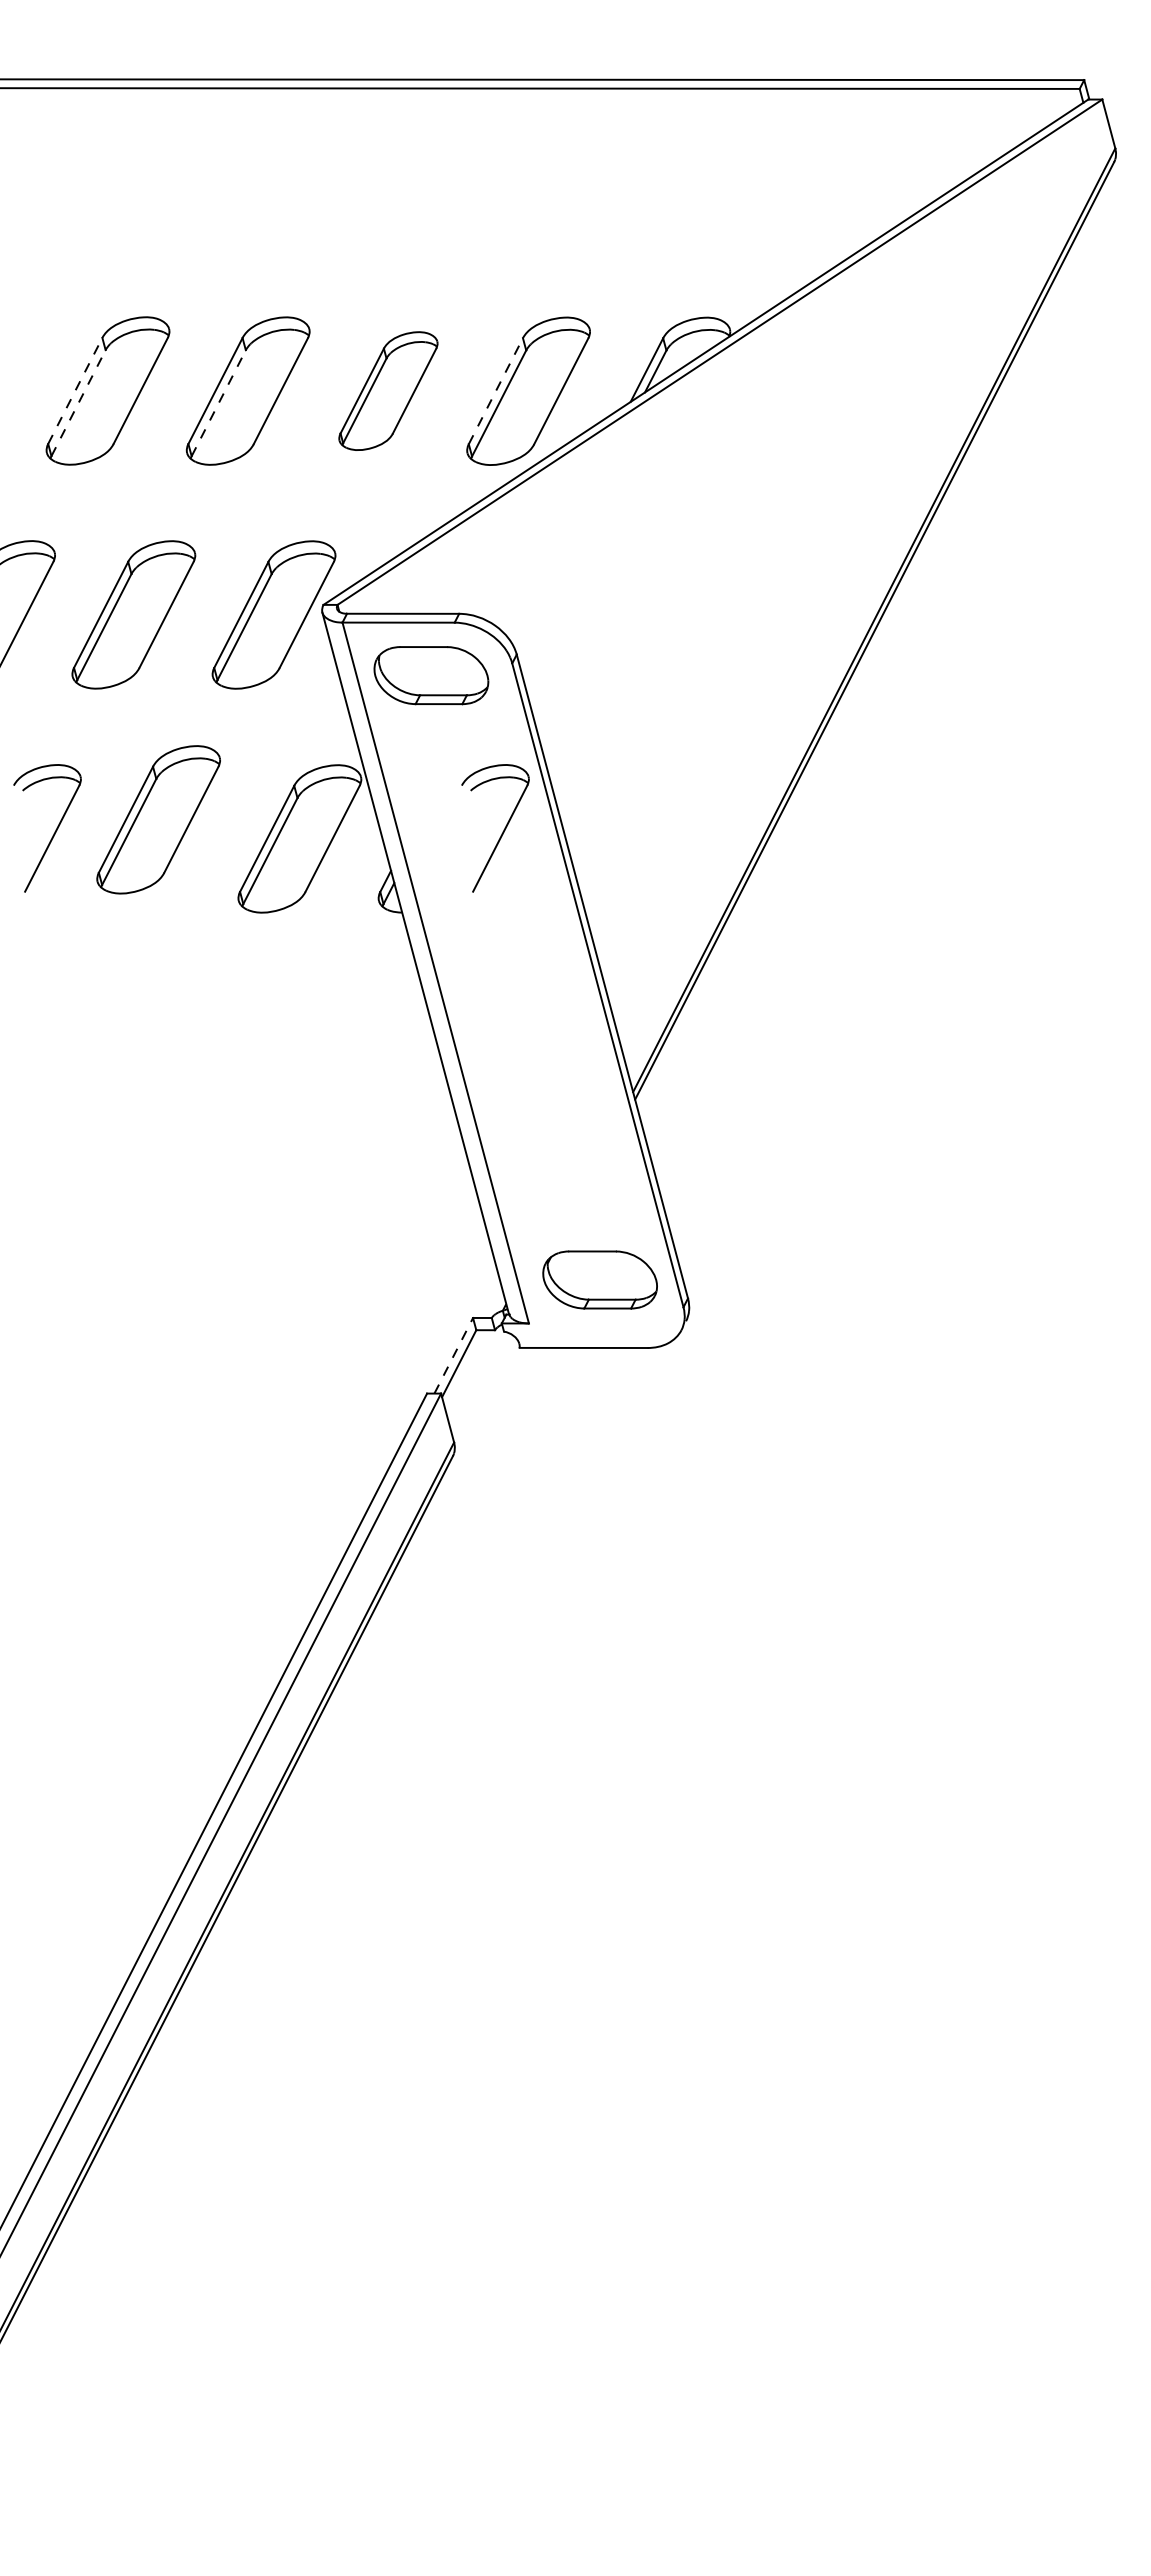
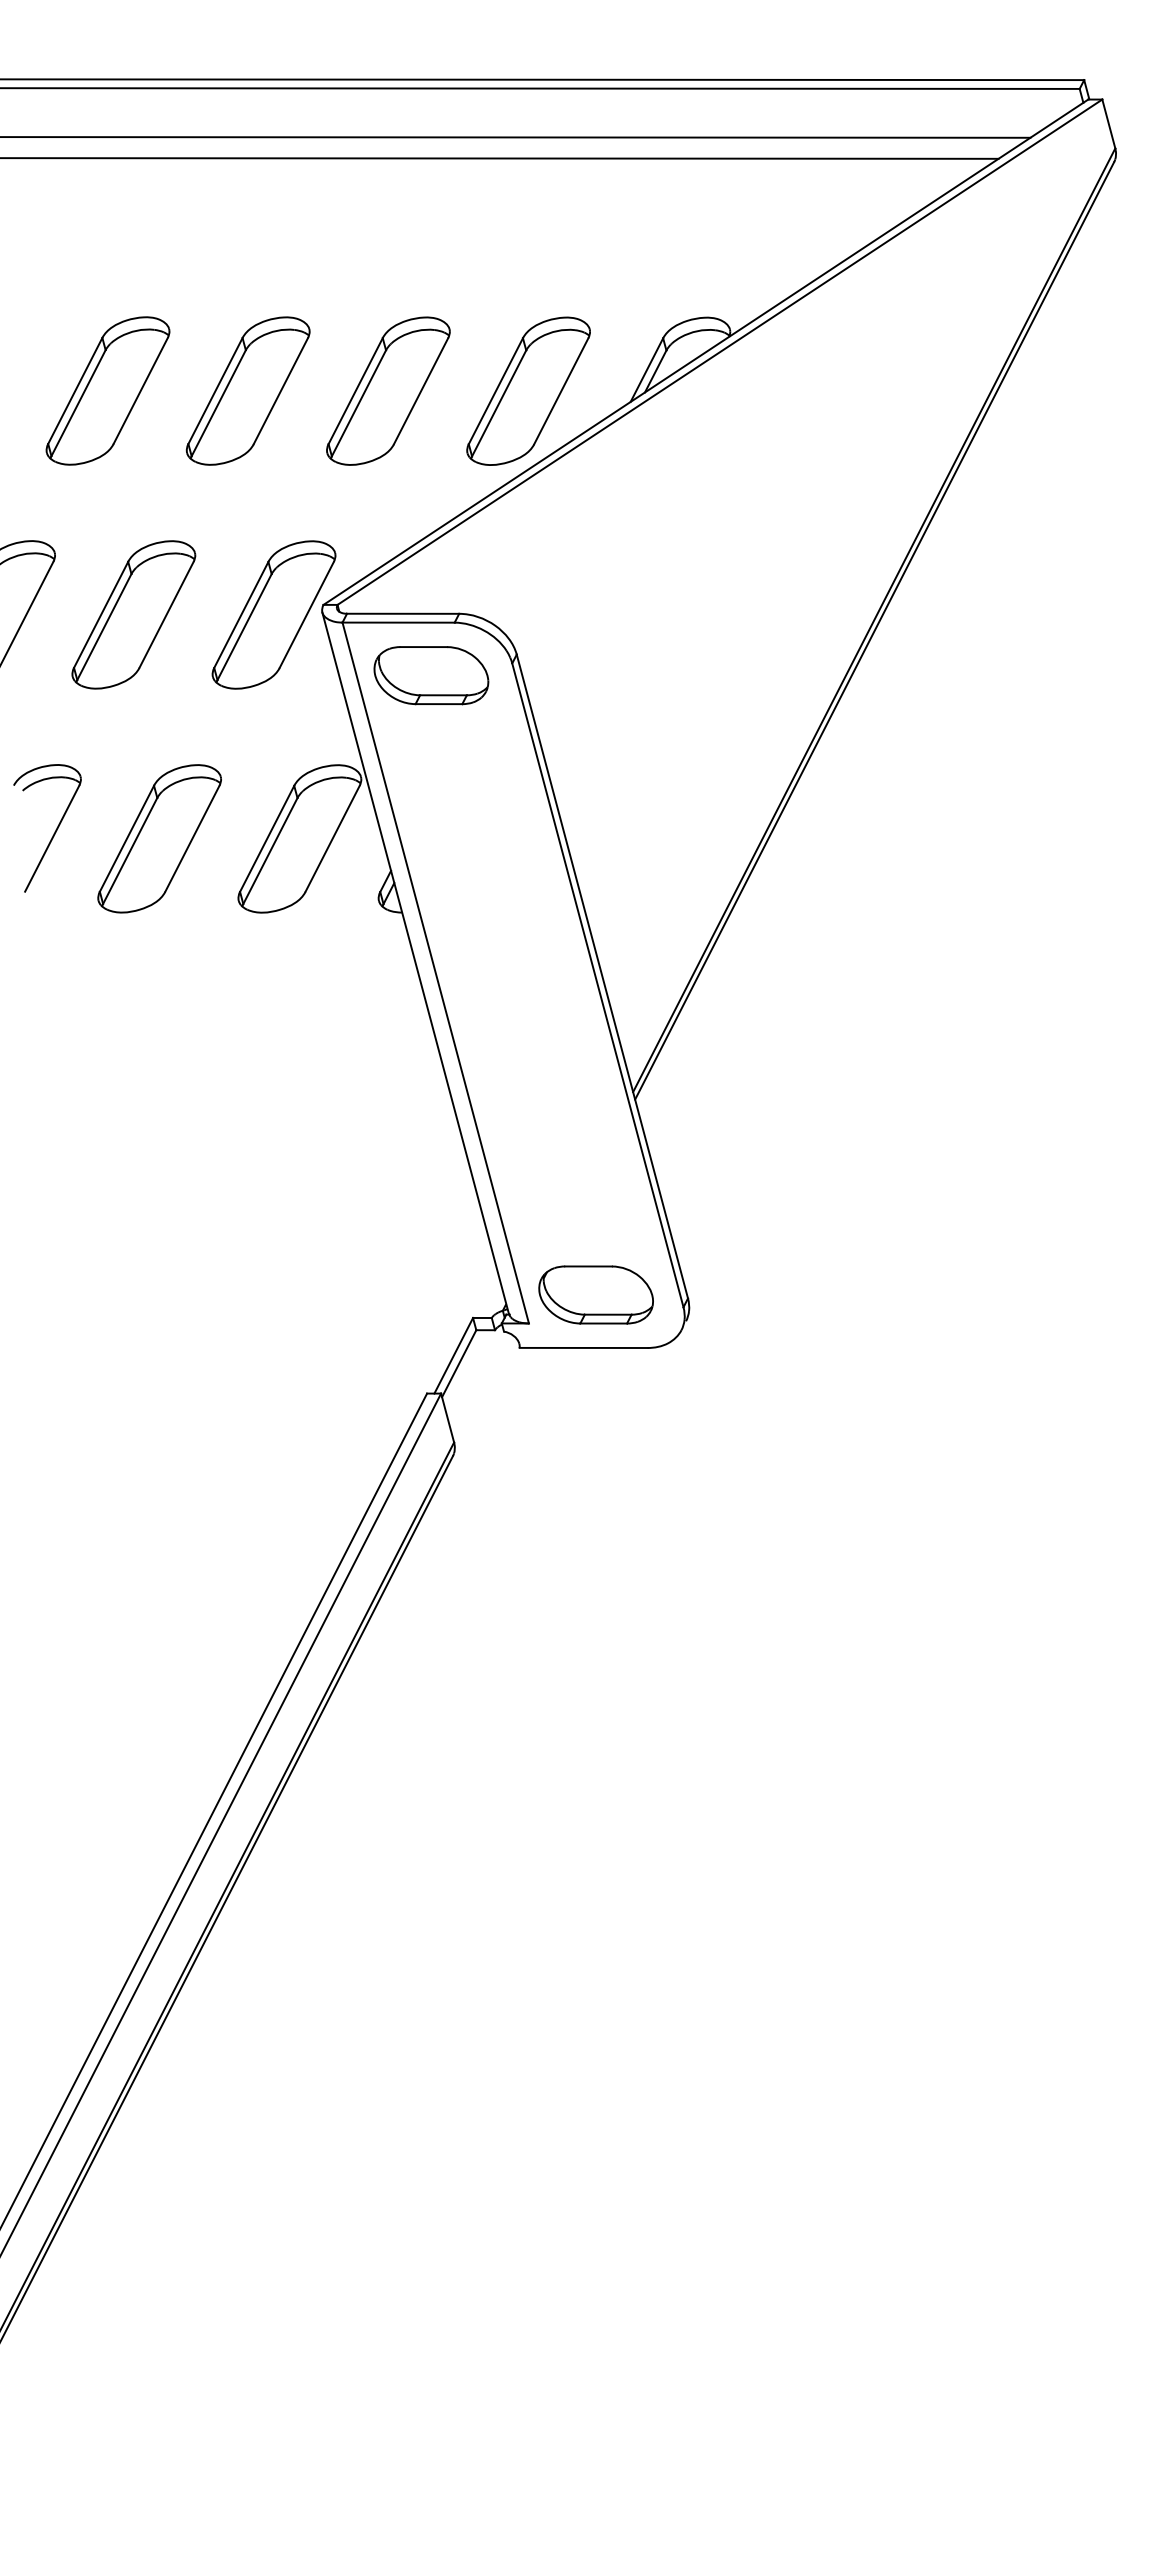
line: none -> present (516, 137)
line: none -> present (500, 158)
line: dashed -> solid (75, 390)
part size: 101x120 px -> 125x150 px (388, 390)
line: dashed -> solid (495, 391)
line: dashed -> solid (78, 403)
line: dashed -> solid (218, 403)
part position: (158, 819) -> (159, 838) (159, 838)
part: present -> none (502, 831)
part position: (599, 1279) -> (595, 1294) (595, 1294)
line: dashed -> solid (453, 1355)
